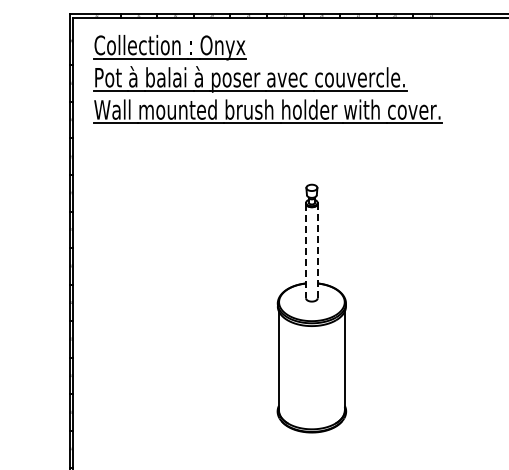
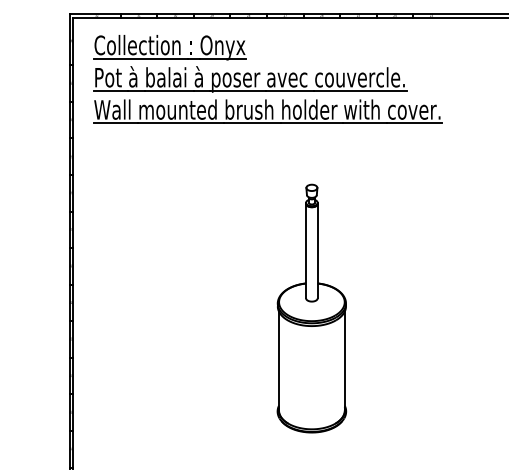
line: dashed -> solid (317, 250)
line: dashed -> solid (306, 251)
